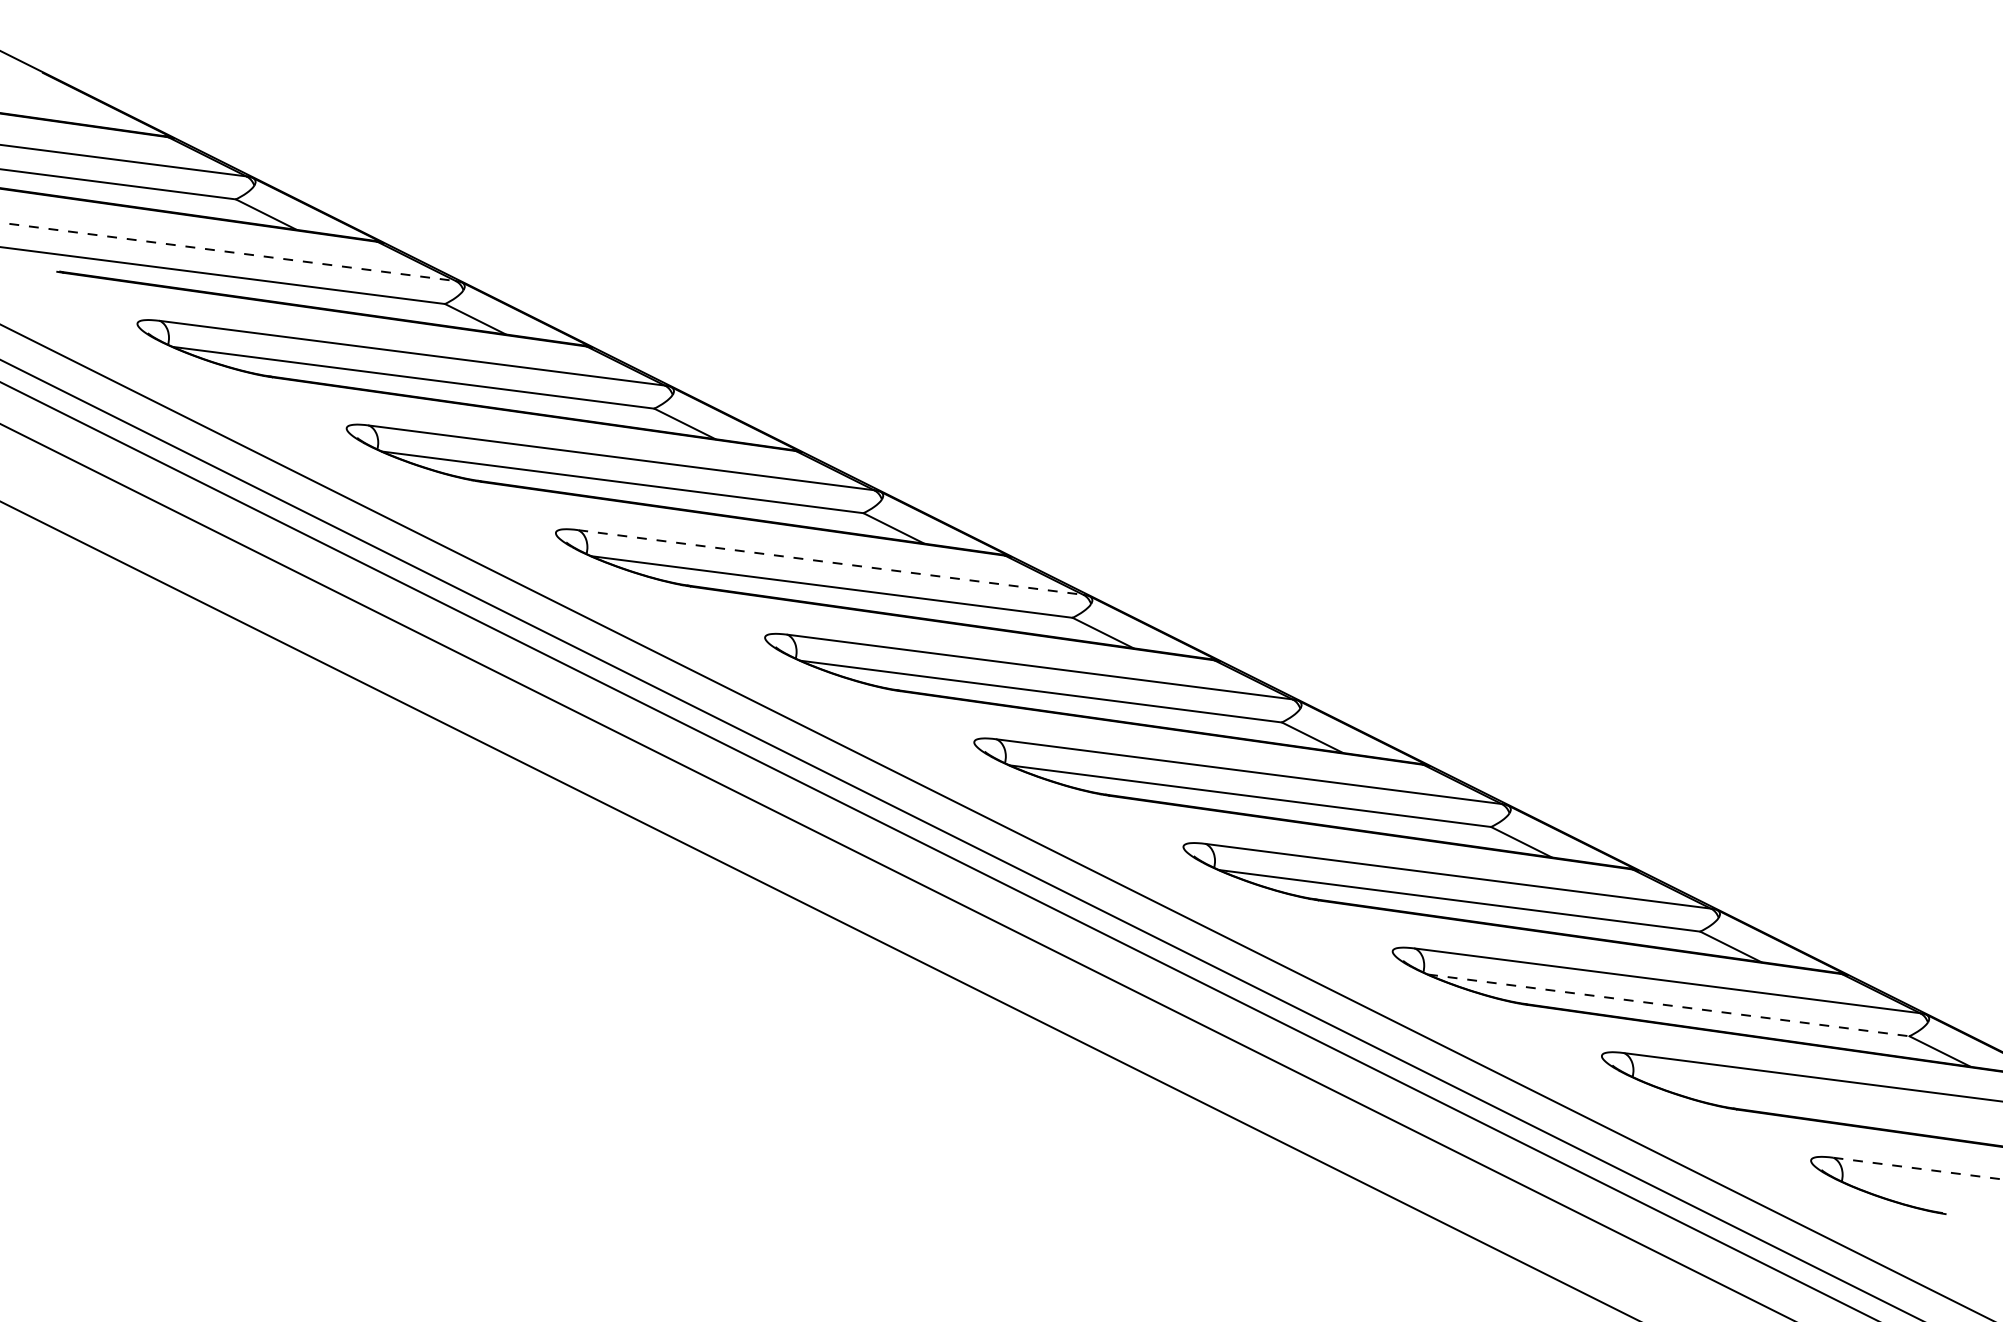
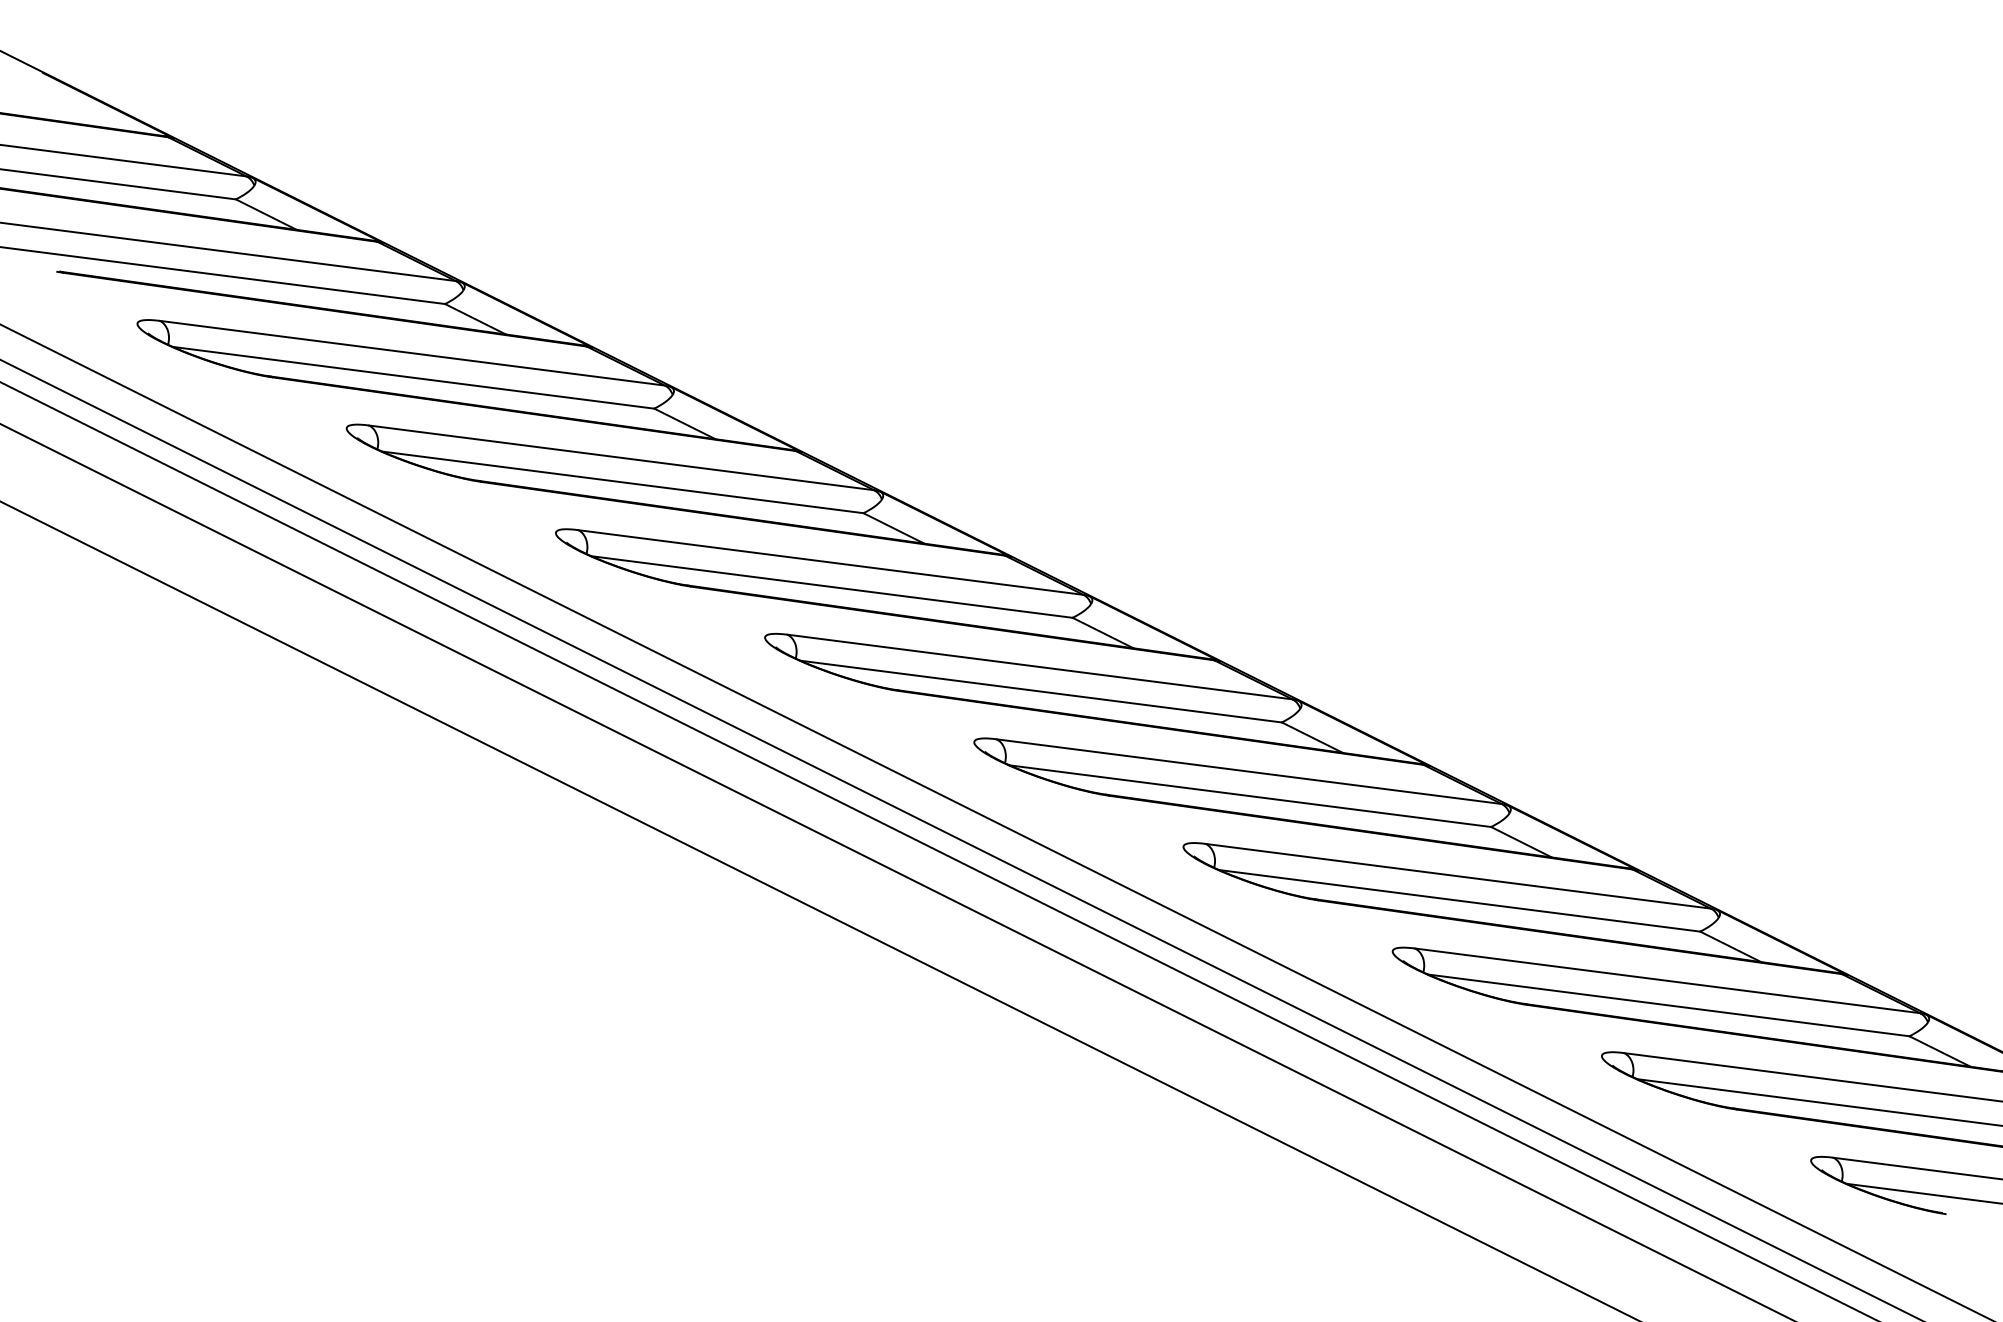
line: dashed -> solid (228, 251)
line: dashed -> solid (830, 562)
line: dashed -> solid (1668, 1005)
line: none -> present (1818, 1102)
line: dashed -> solid (1918, 1168)
line: none -> present (1922, 1193)
